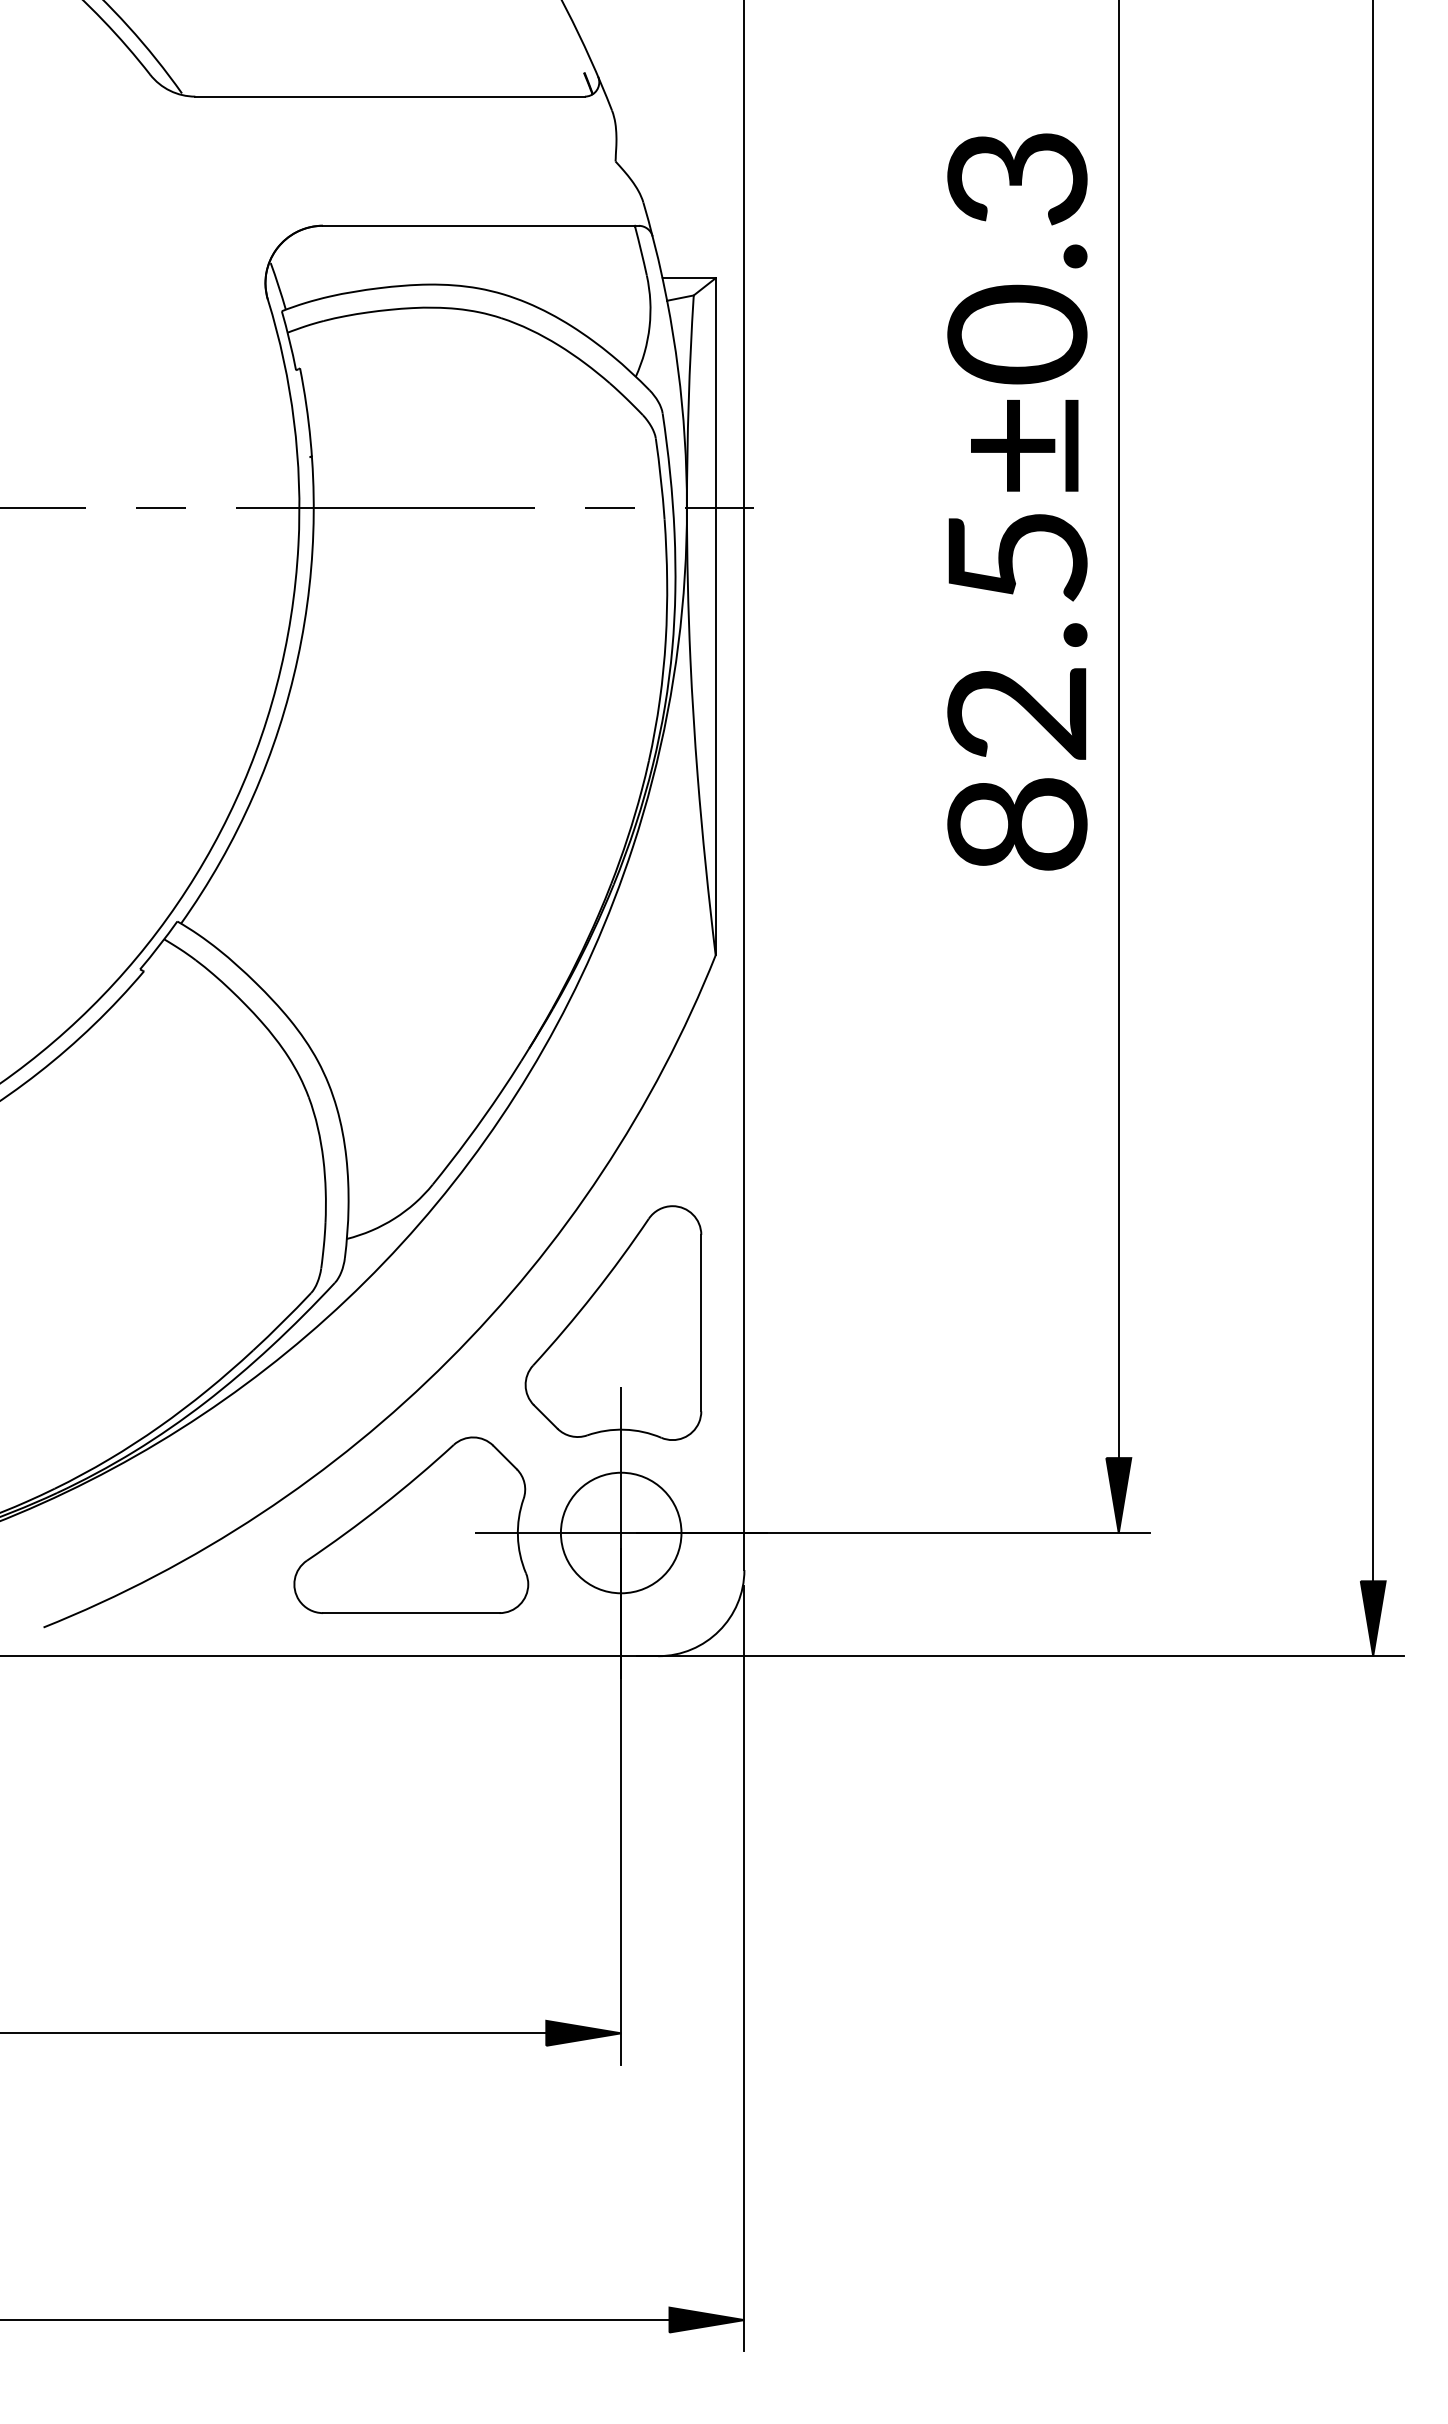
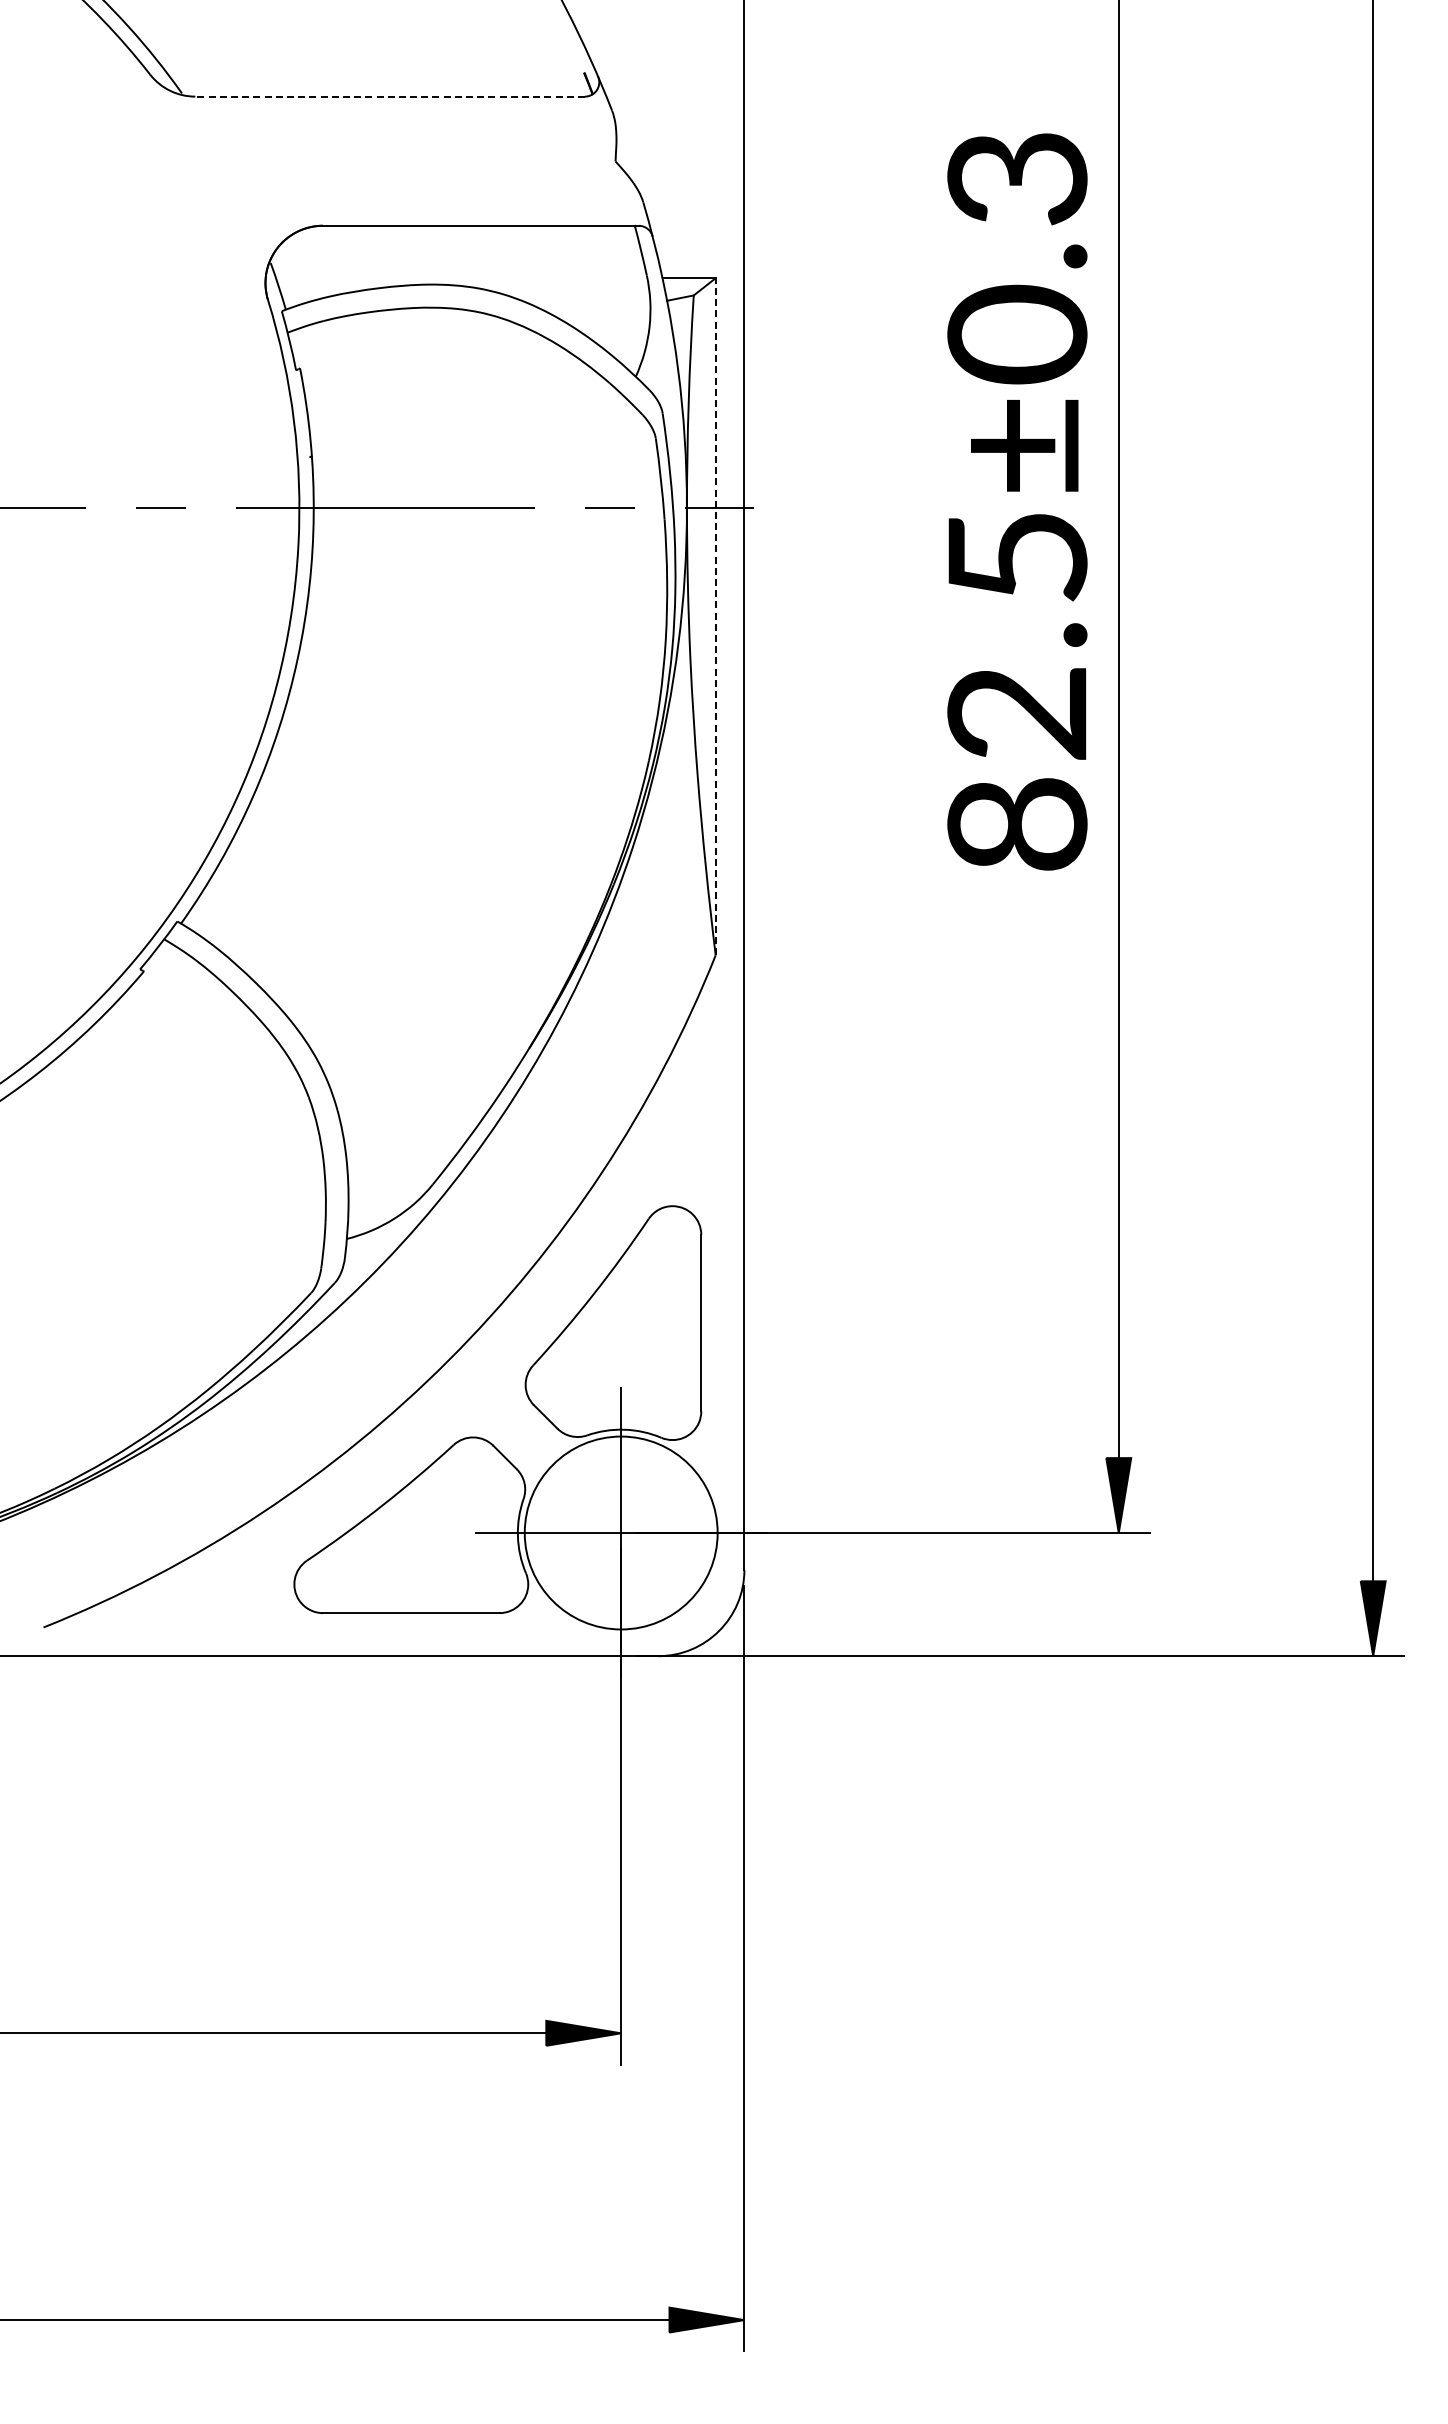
line: solid -> dashed (390, 96)
line: solid -> dashed (715, 616)
circle diameter: 121 px -> 193 px (620, 1532)
